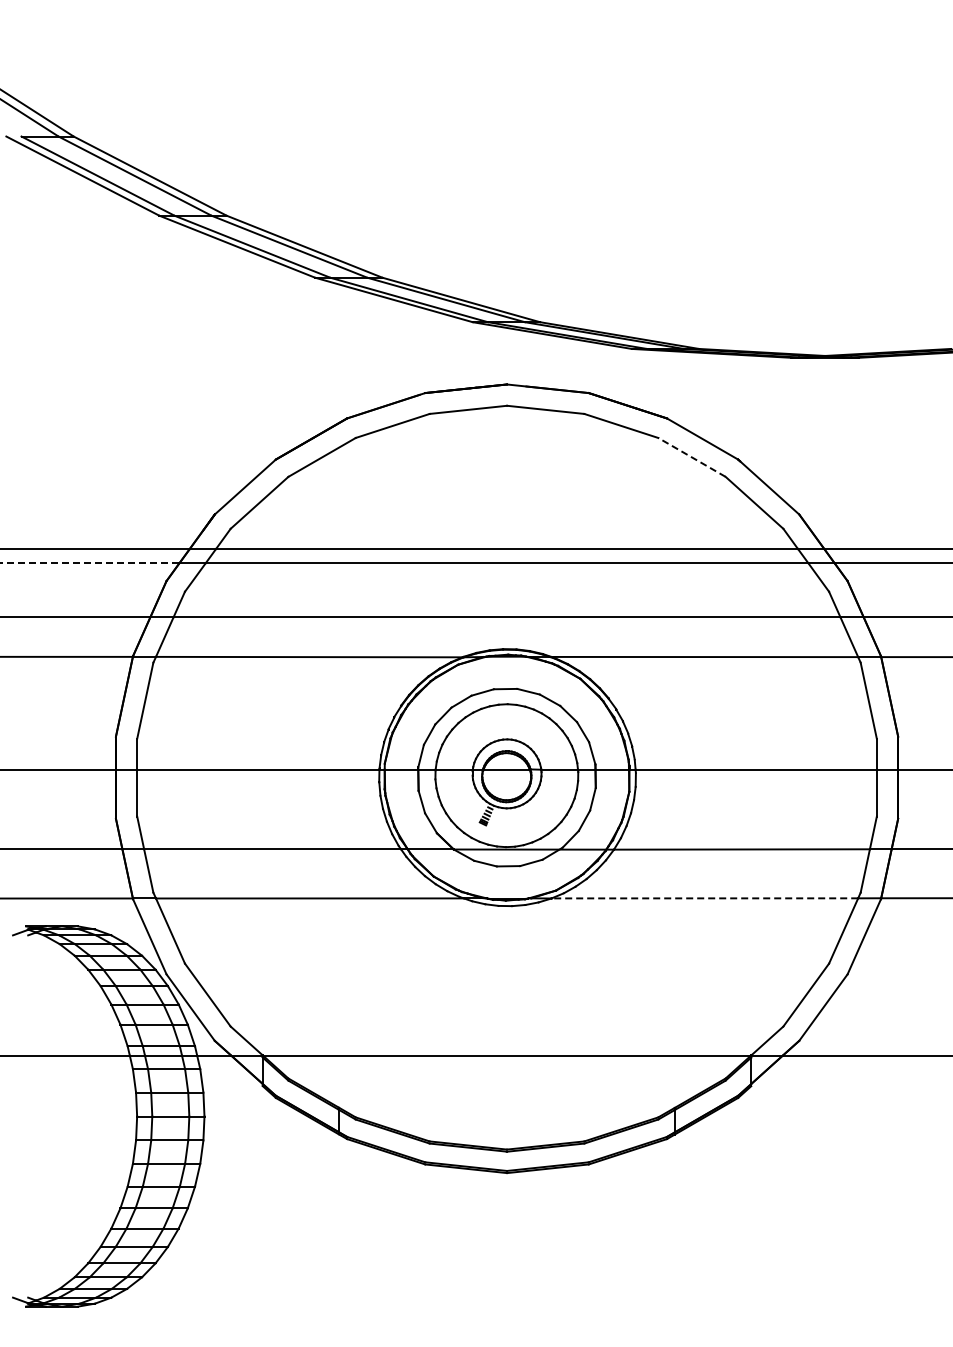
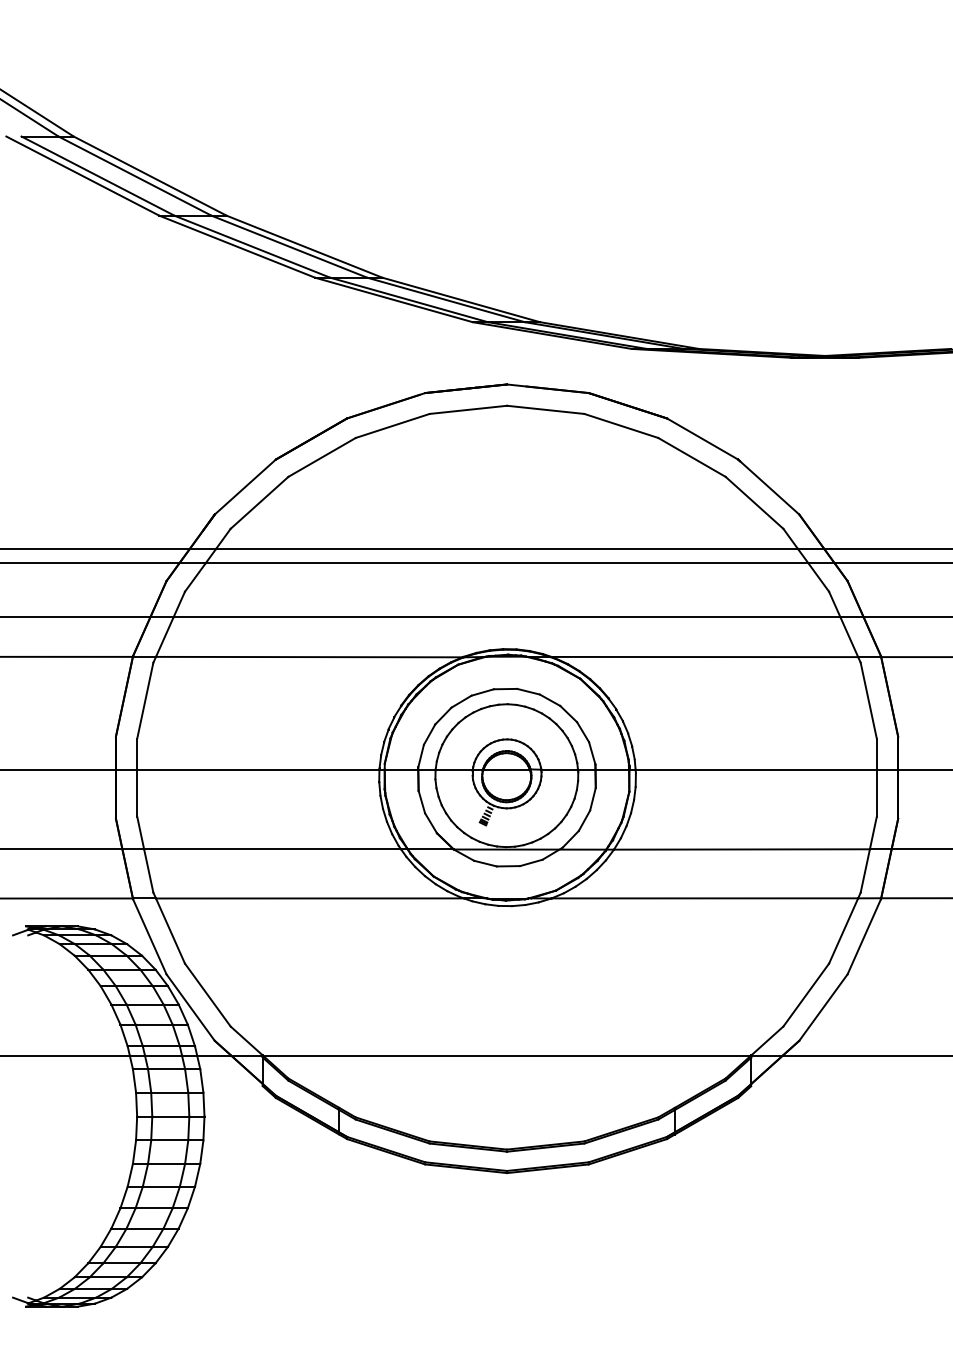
line: dashed -> solid (691, 457)
line: dashed -> solid (89, 563)
line: dashed -> solid (704, 898)
